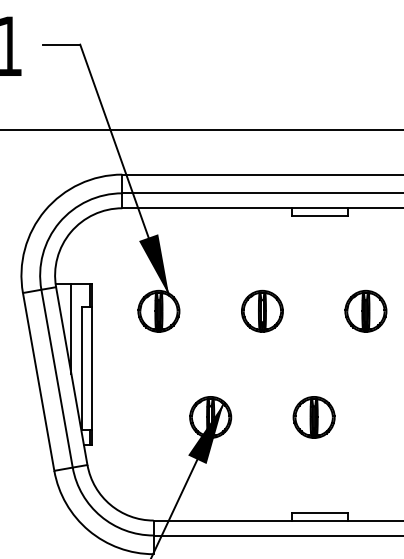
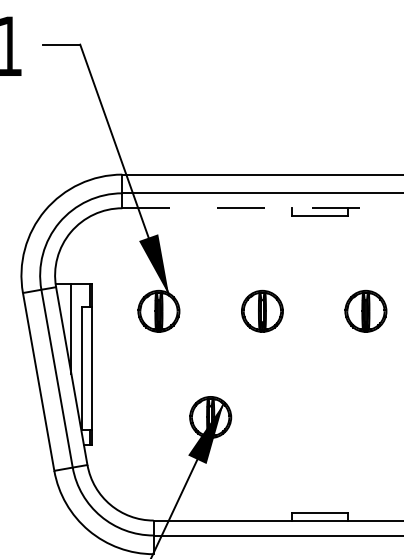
line: present -> none (201, 129)
line: solid -> dashed (263, 208)
part: present -> none (313, 417)
